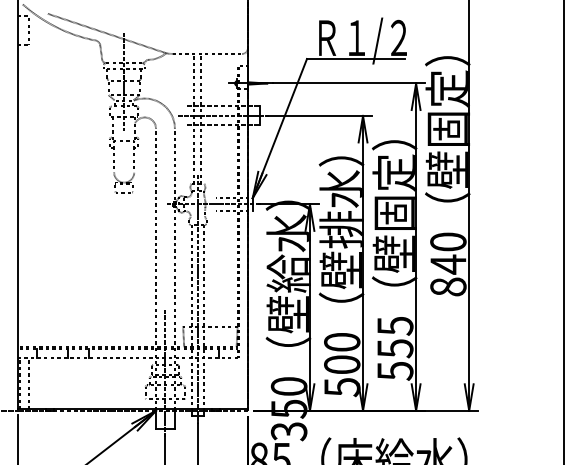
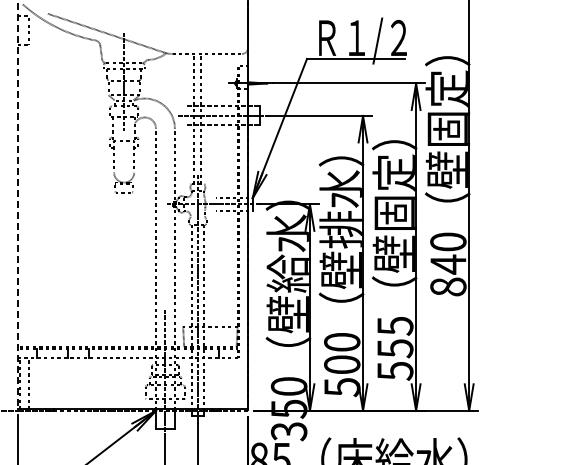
line: solid -> dashed (18, 204)
line: present -> none (563, 231)
